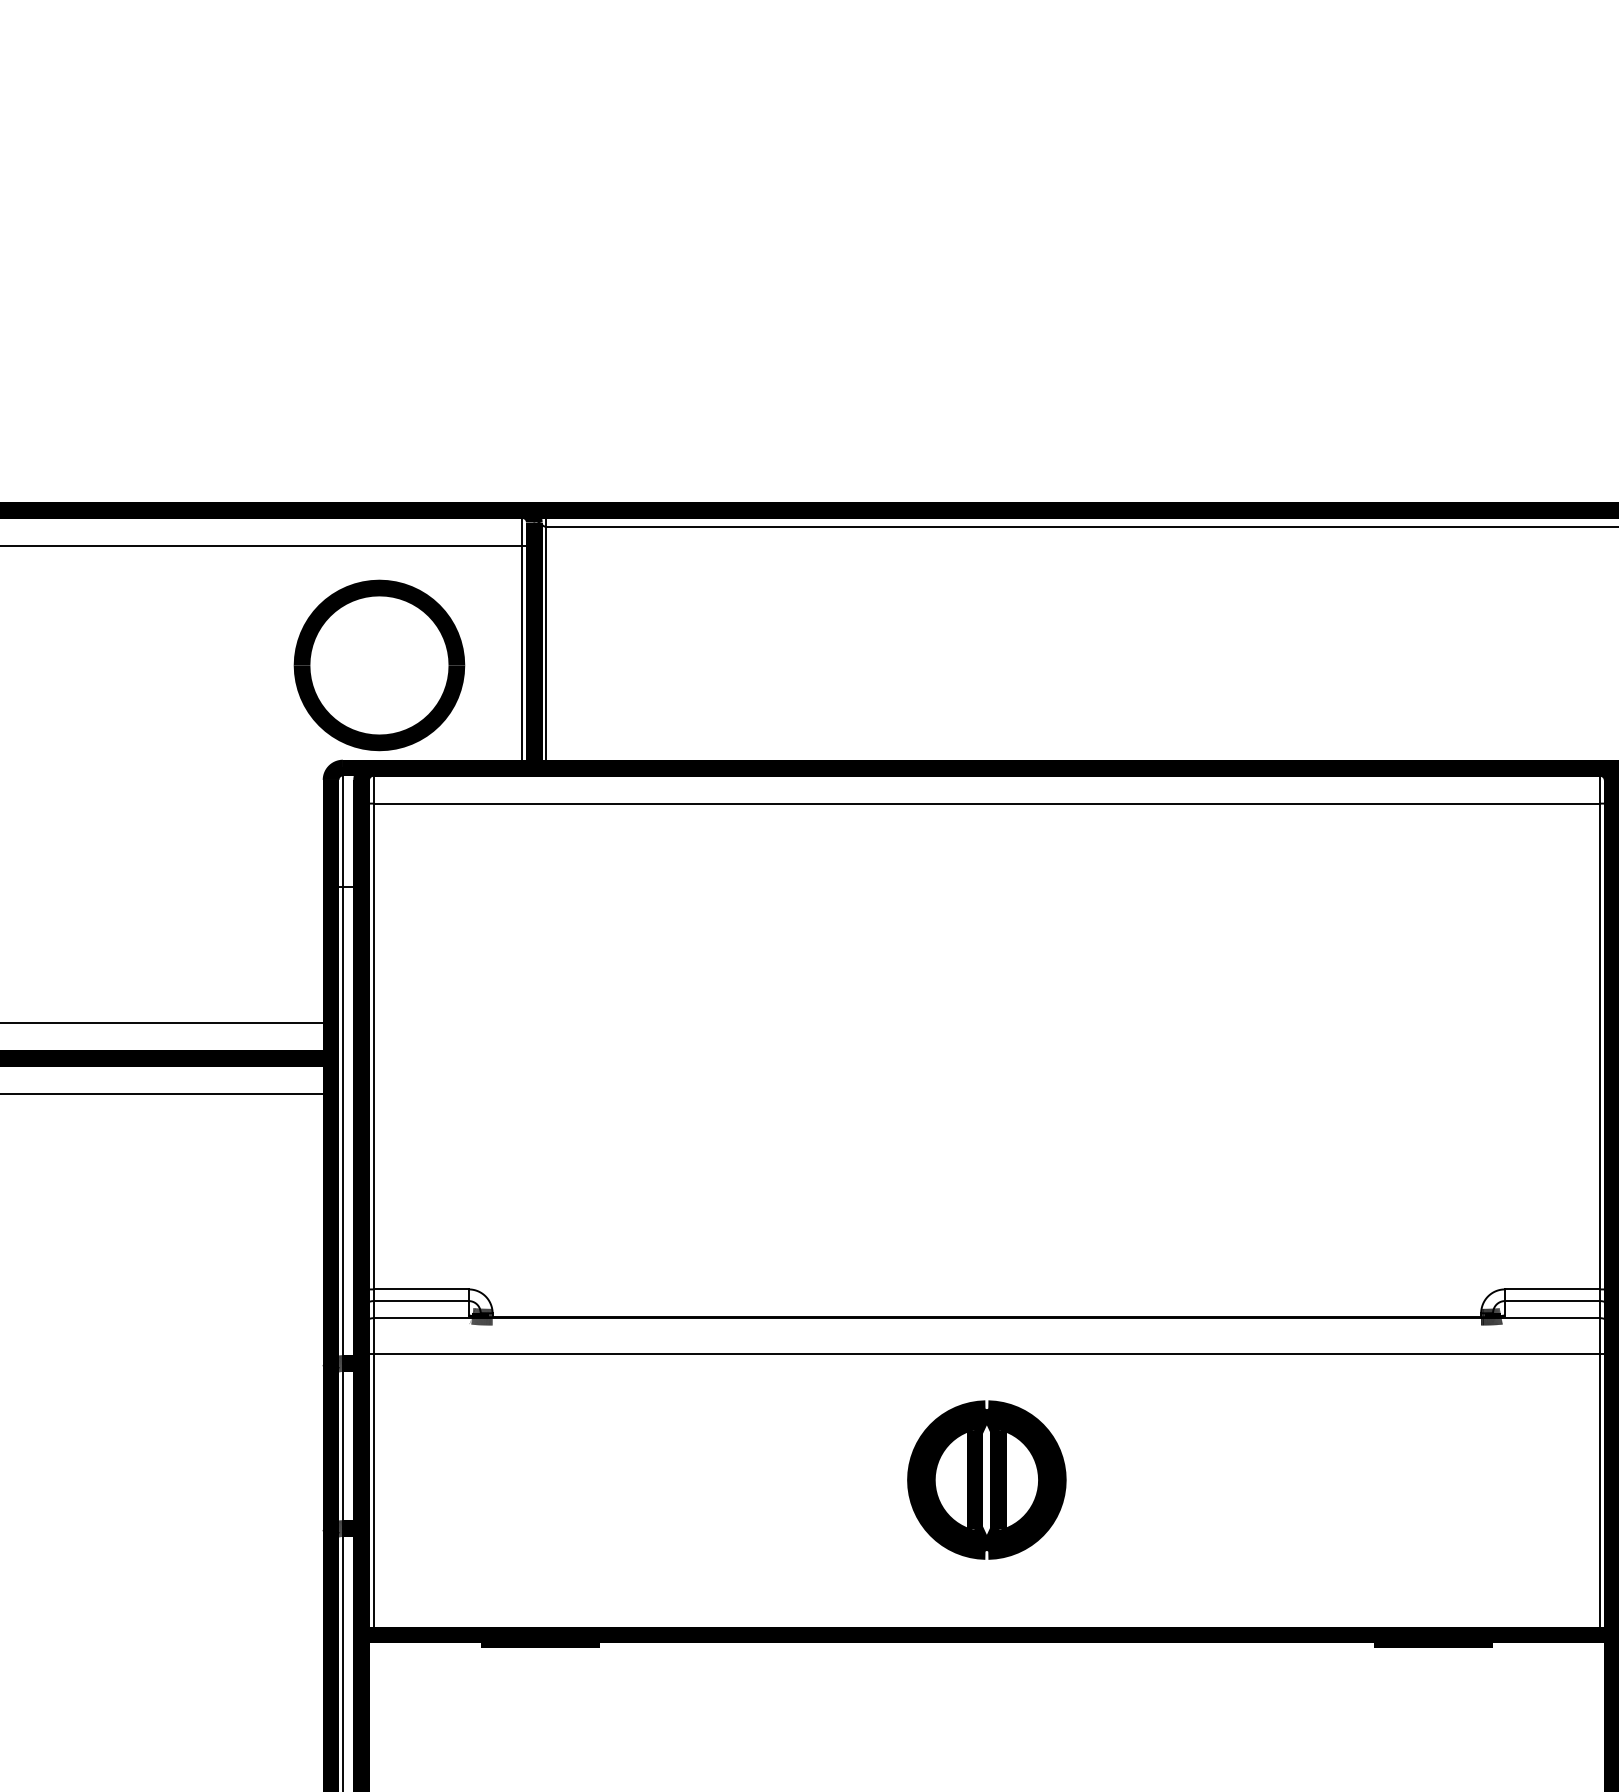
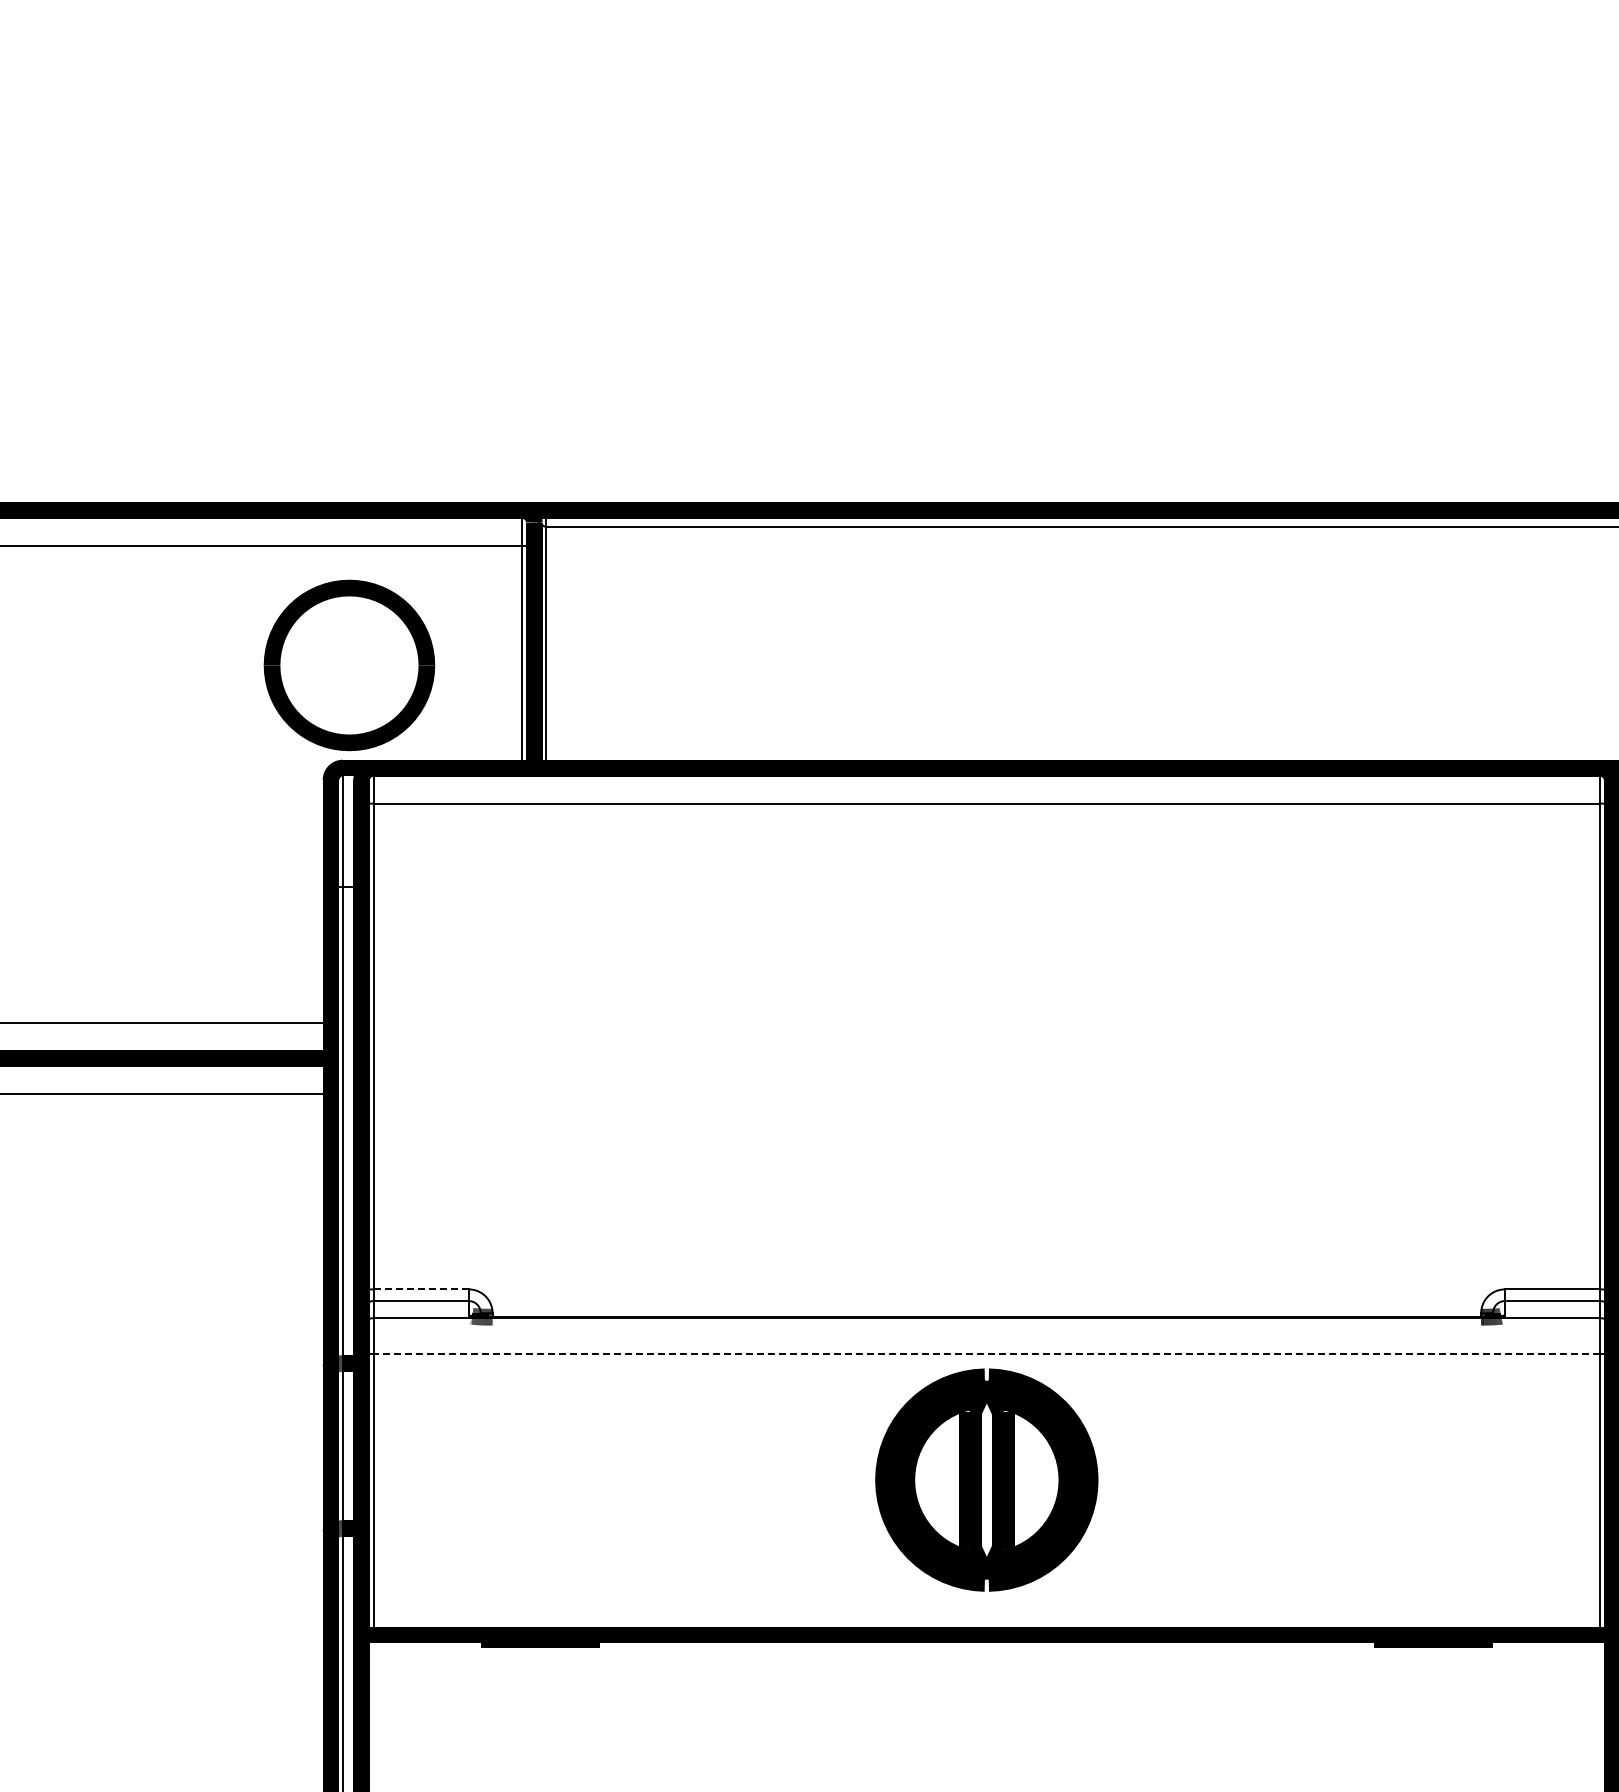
part position: (379, 665) -> (349, 665) (349, 665)
line: solid -> dashed (421, 1289)
line: solid -> dashed (986, 1353)
part size: 160x160 px -> 224x224 px (986, 1479)
